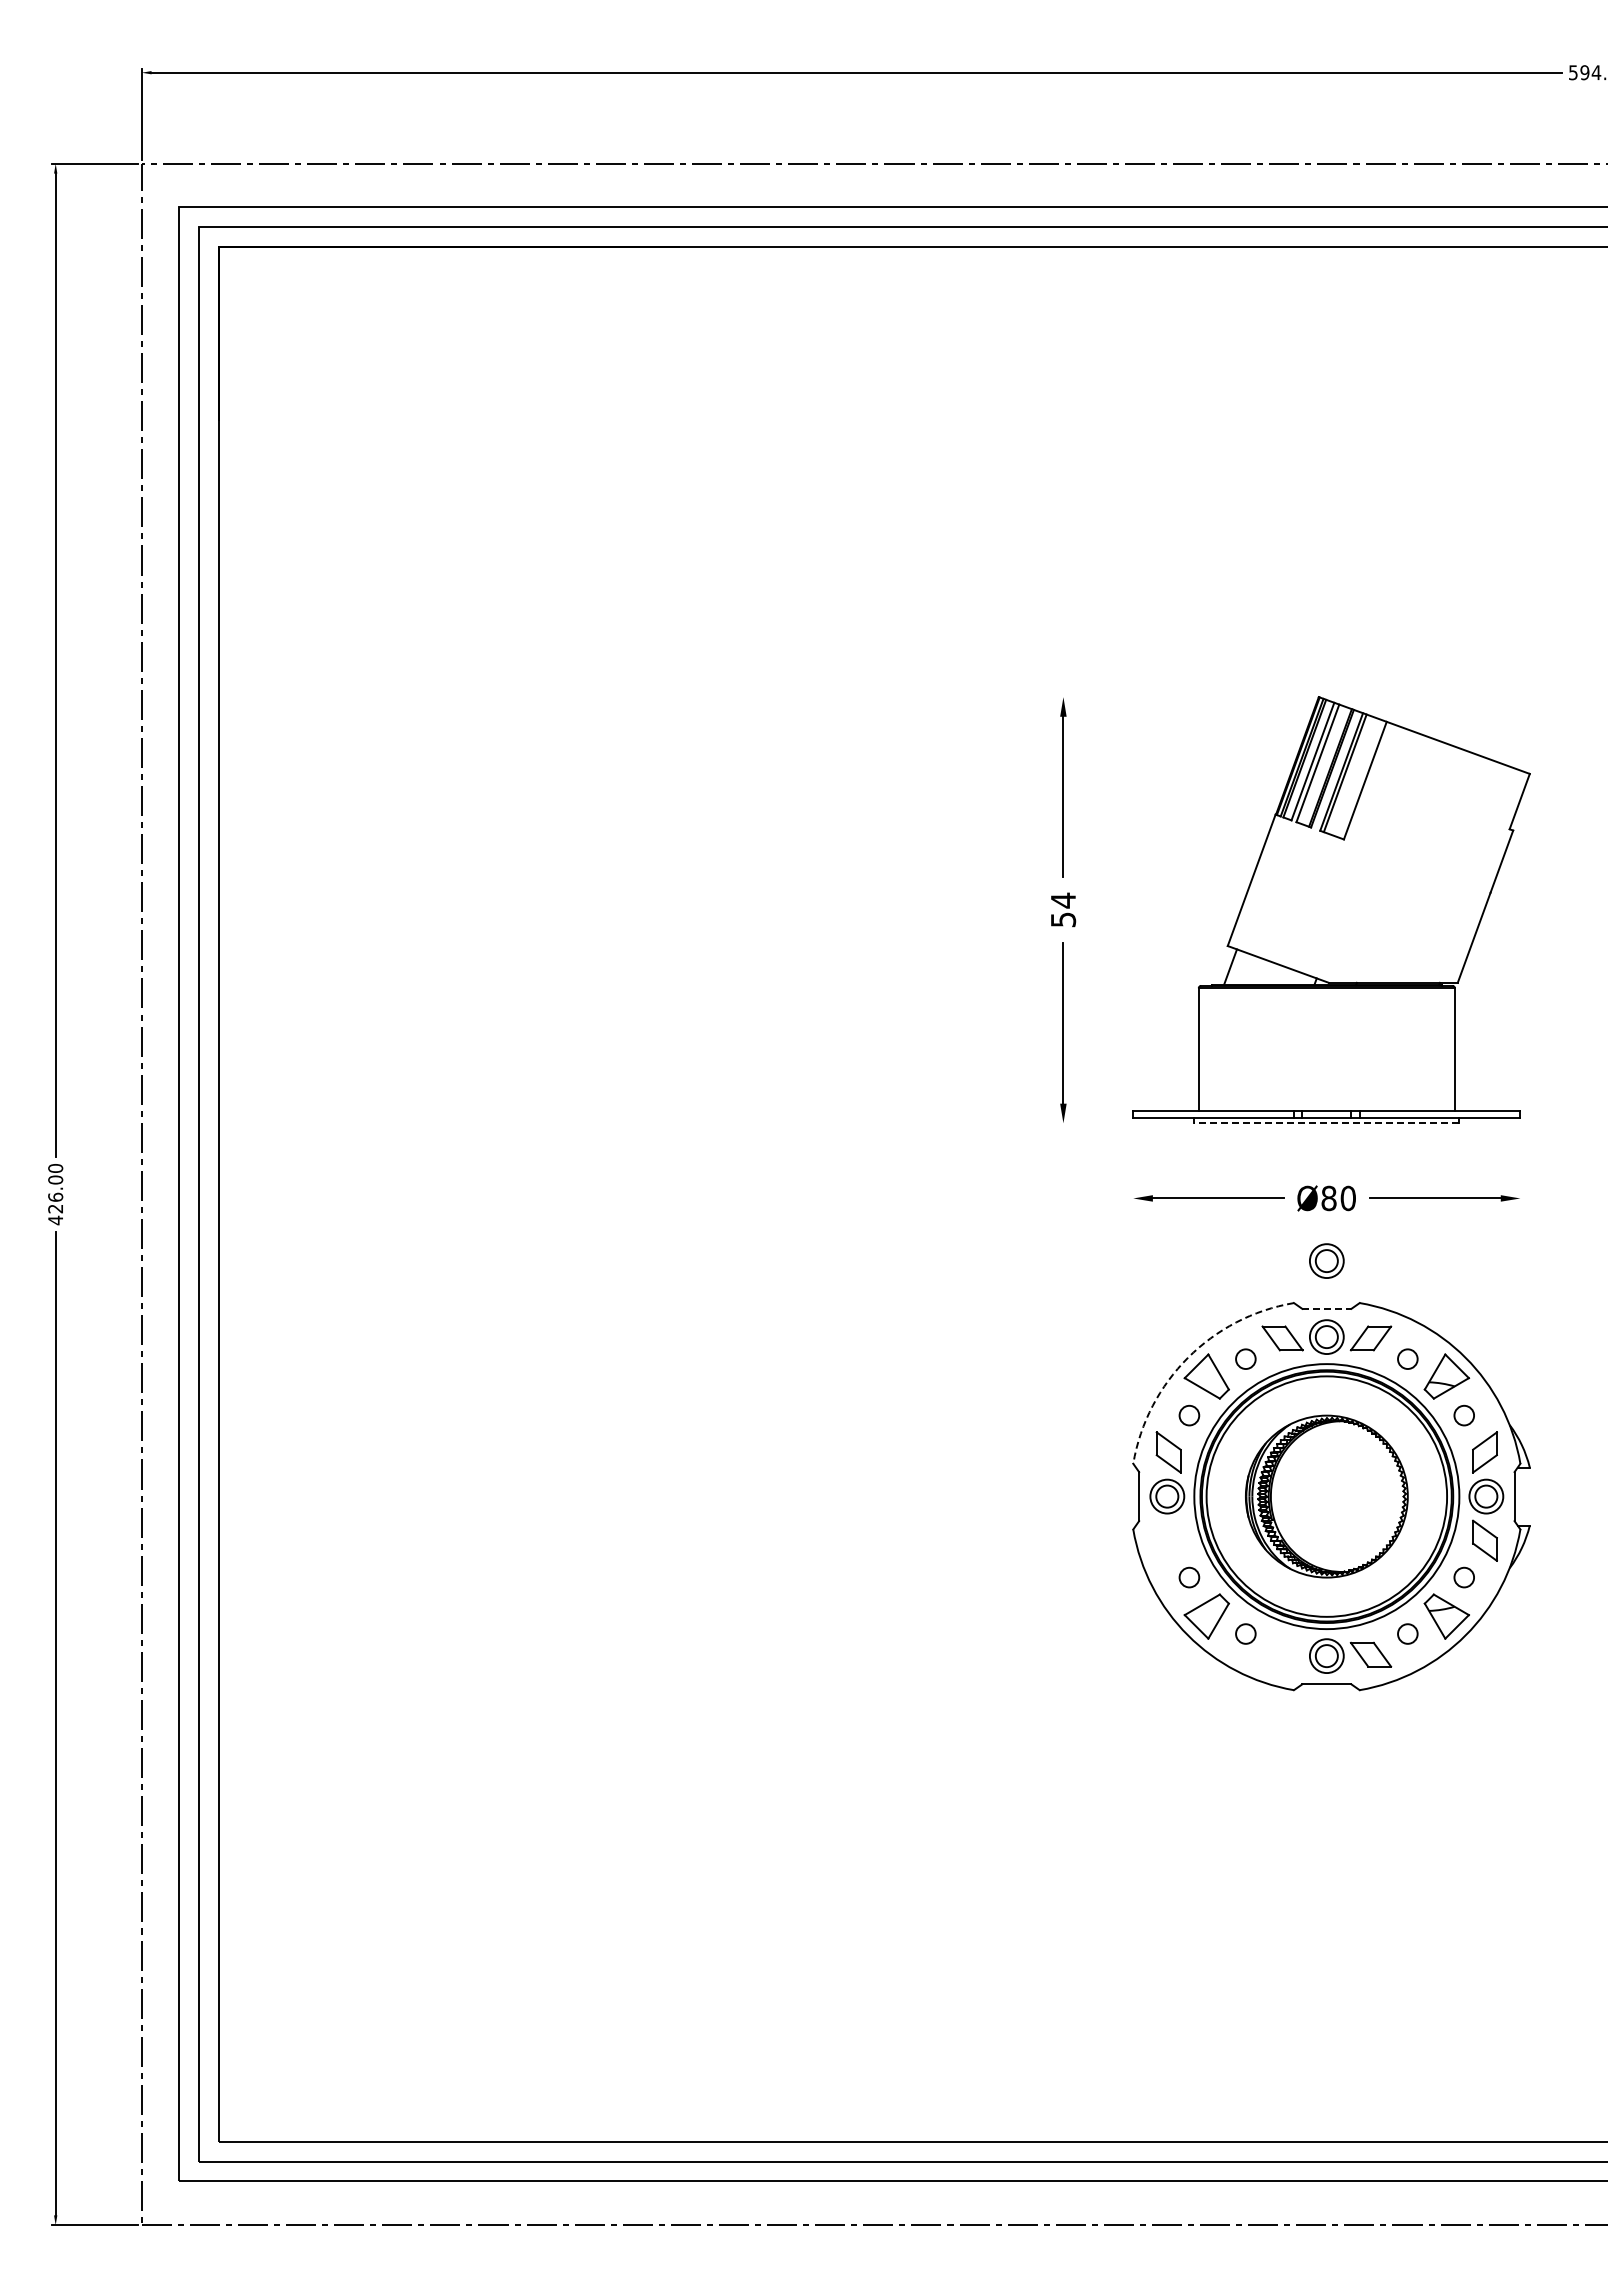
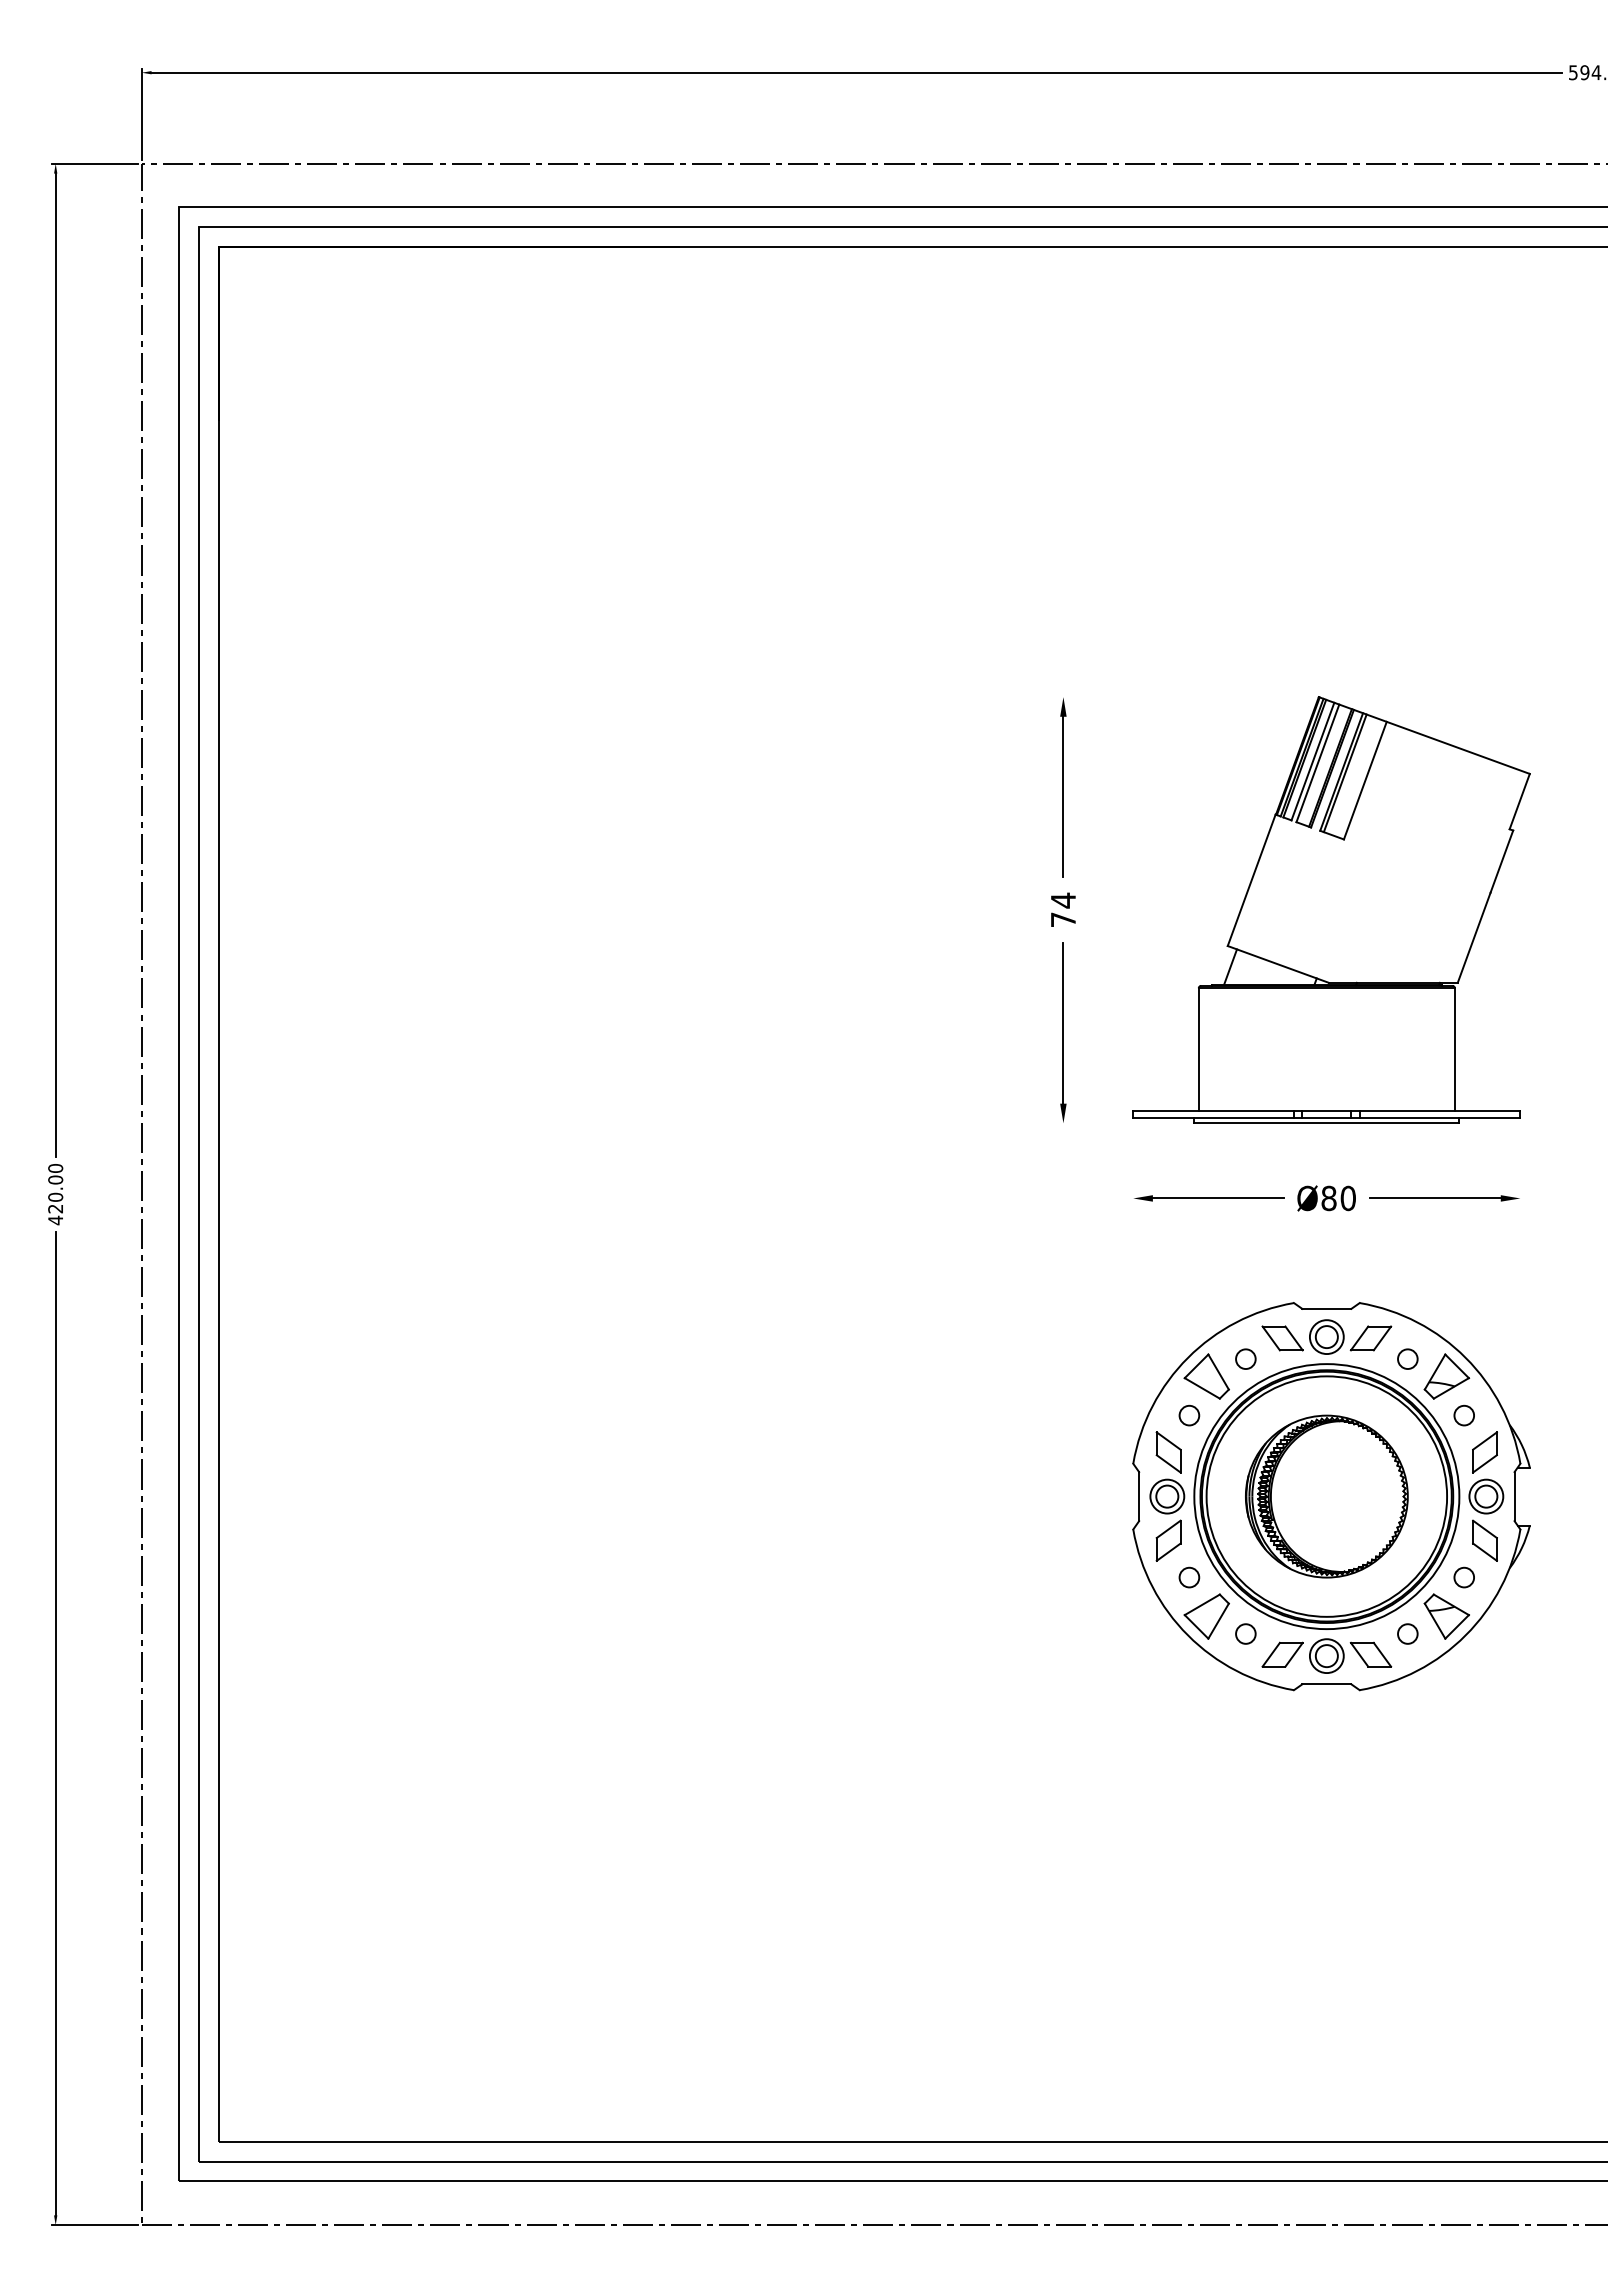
text: 54 -> 74 (1063, 919)
line: dashed -> solid (1326, 1123)
text: 426.00 -> 420.00 (55, 1196)
part: present -> none (1326, 1260)
line: dashed -> solid (1326, 1308)
arc: dashed -> solid (1188, 1357)
part: none -> present (1168, 1540)
part: none -> present (1282, 1654)
